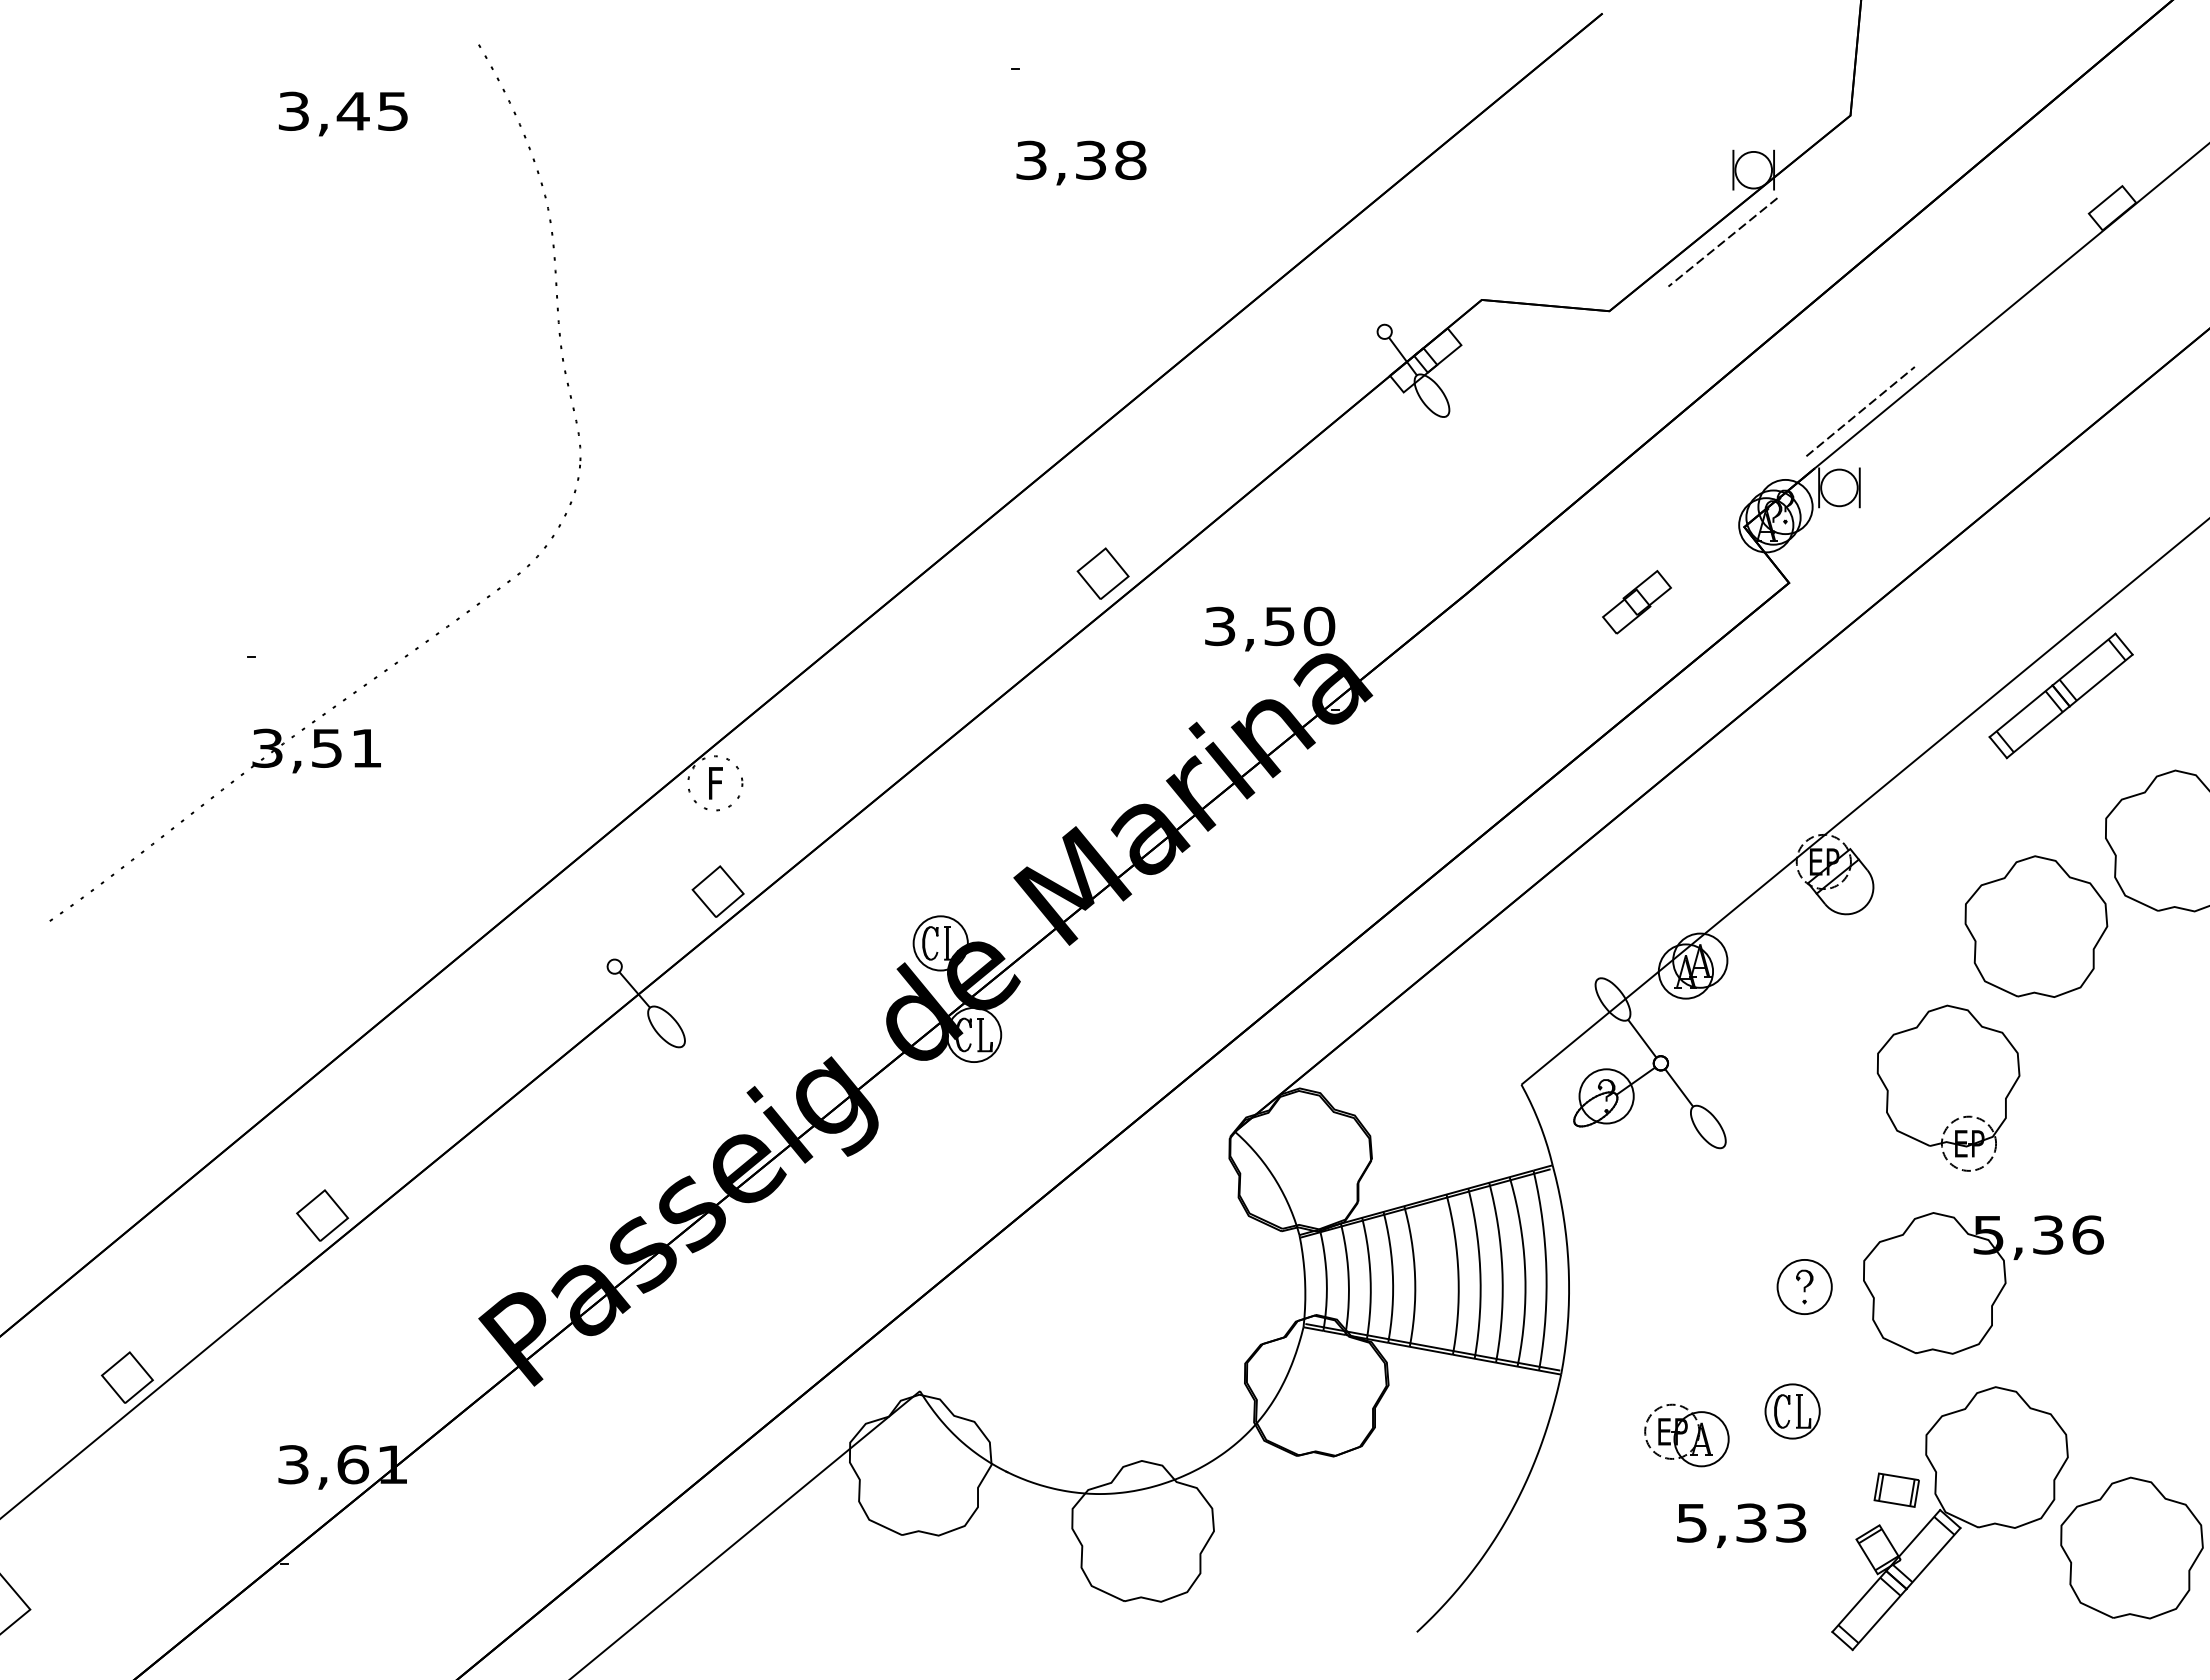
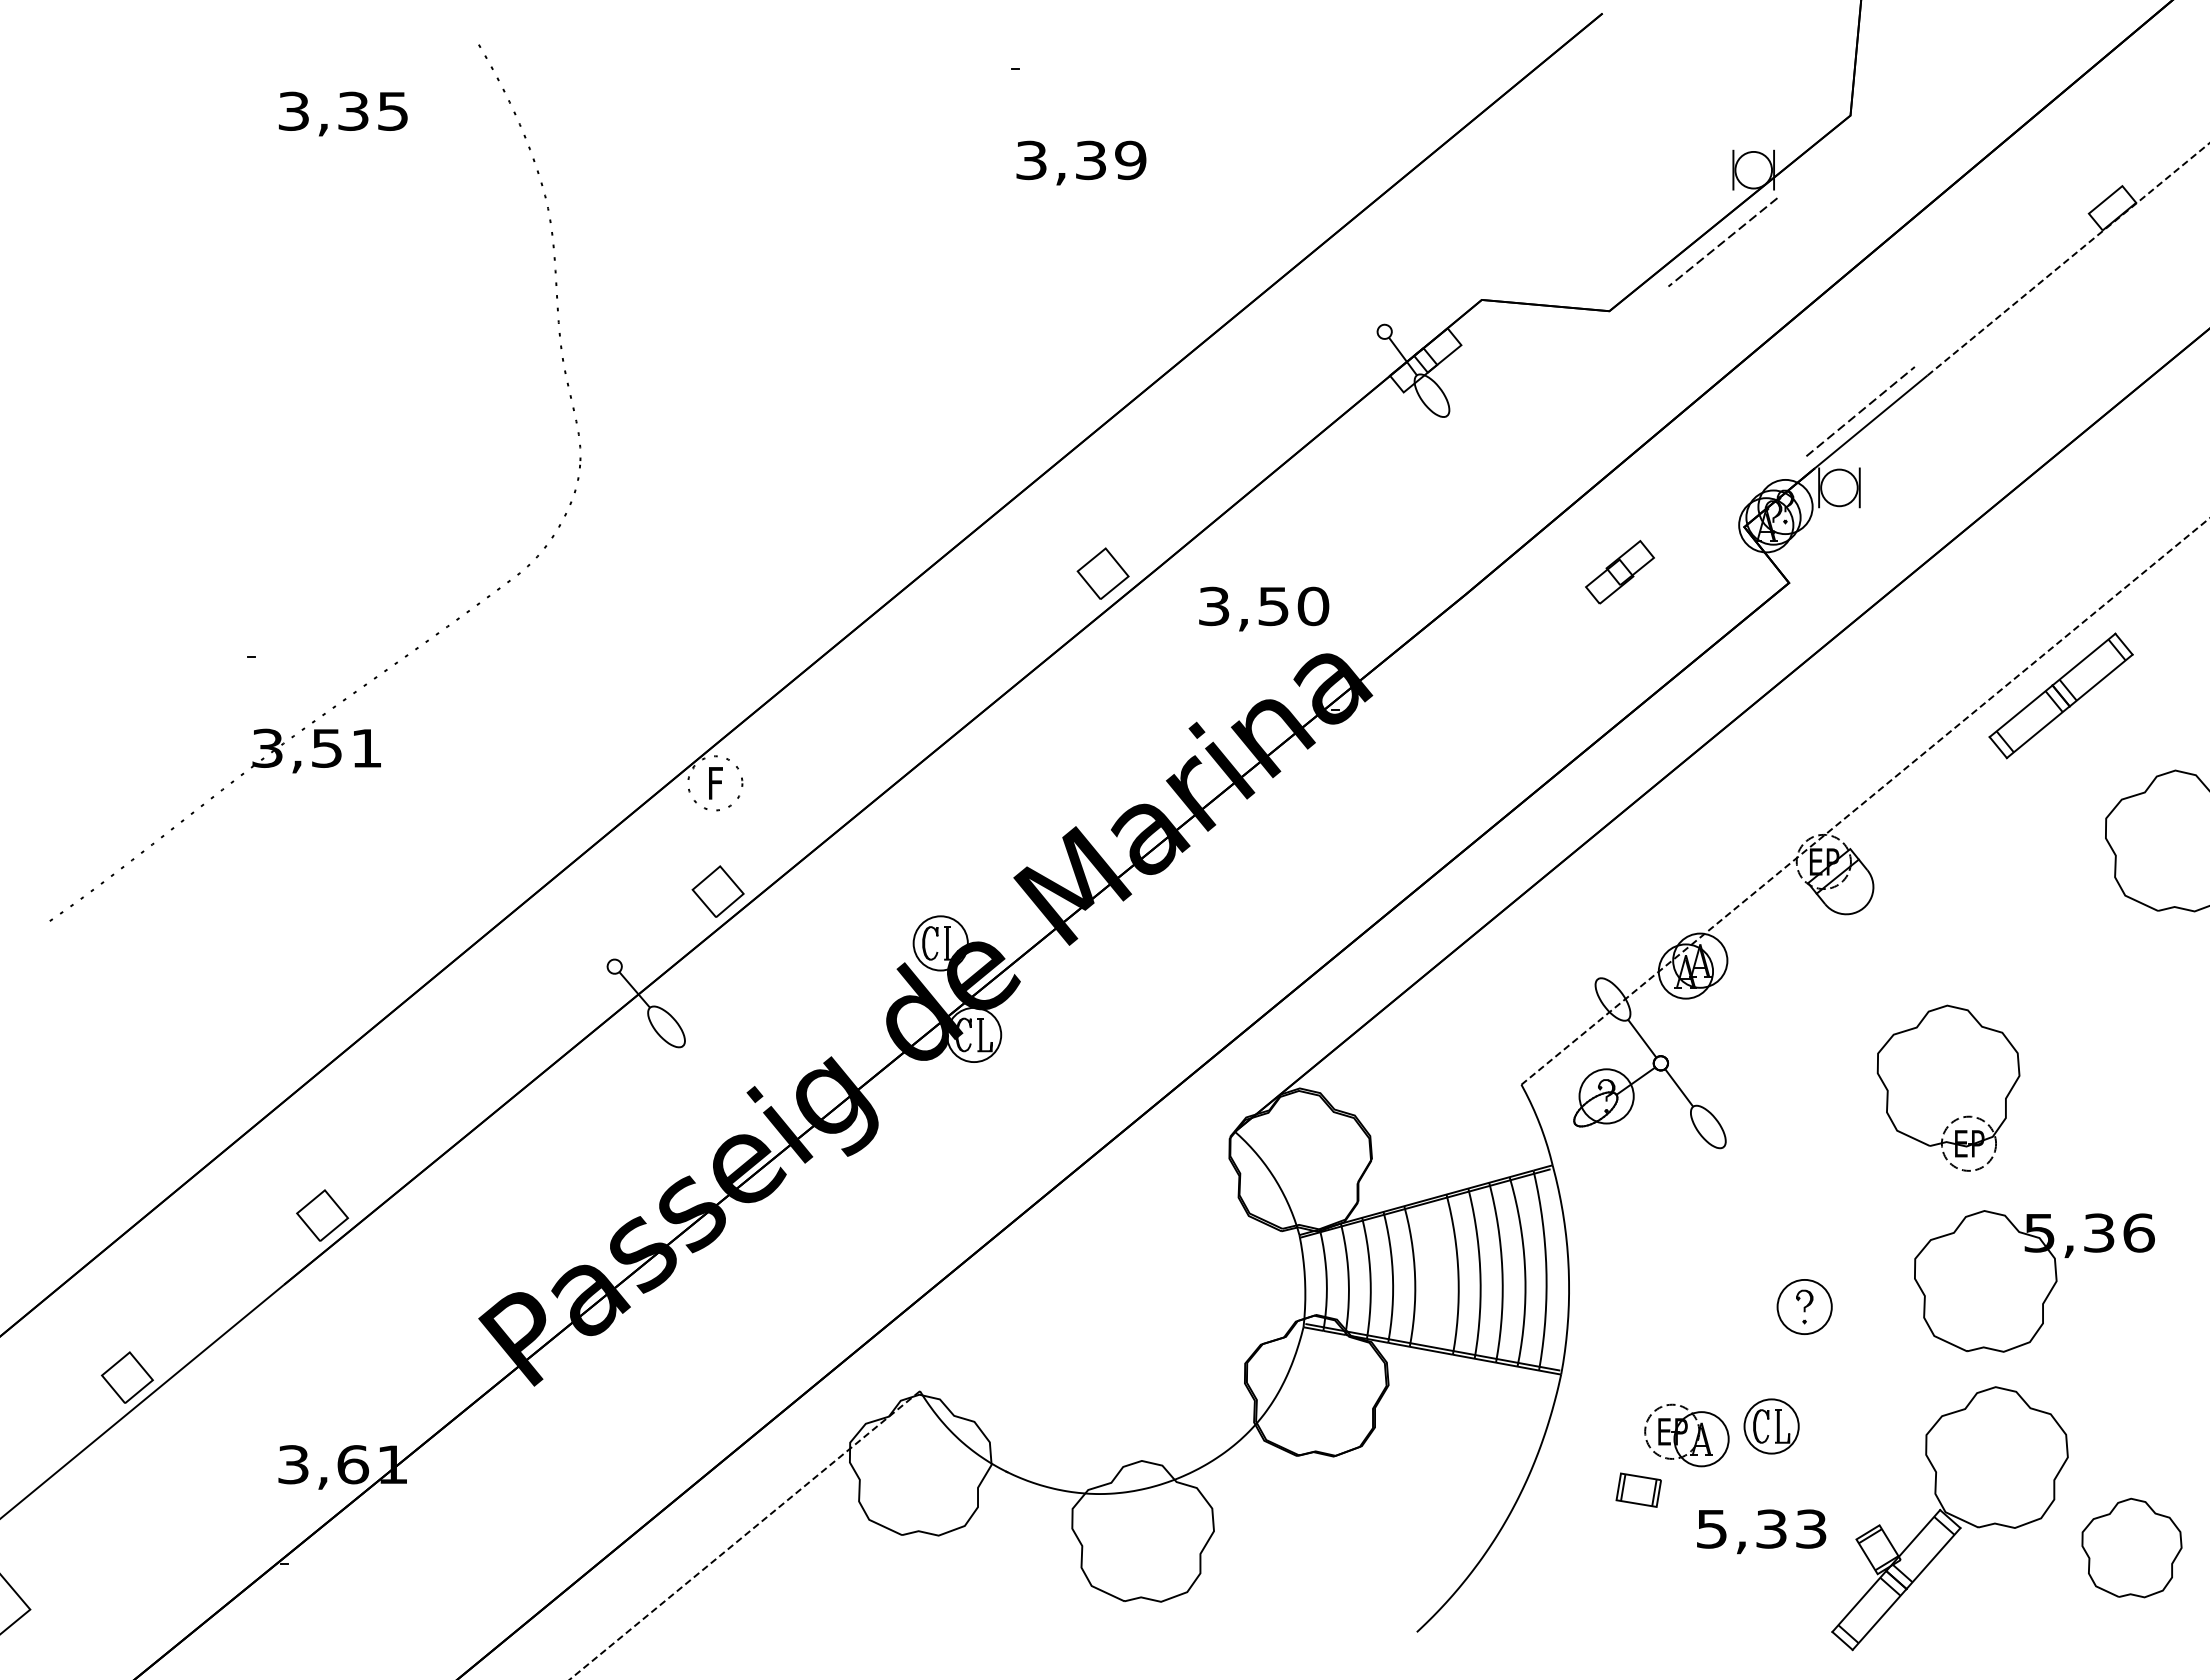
text: 3,45 -> 3,35 (352, 110)
text: 3,38 -> 3,39 (1130, 160)
line: solid -> dashed (2068, 259)
part position: (1636, 602) -> (1619, 572) (1619, 572)
text position: (1270, 628) -> (1264, 608) (1264, 608)
line: solid -> dashed (1865, 801)
part: present -> none (2036, 926)
part position: (1983, 1283) -> (2034, 1281) (2034, 1281)
part position: (1804, 1286) -> (1804, 1306) (1804, 1306)
part position: (1792, 1411) -> (1771, 1426) (1771, 1426)
part position: (1896, 1489) -> (1638, 1489) (1638, 1489)
text position: (1741, 1525) -> (1761, 1531) (1761, 1531)
line: solid -> dashed (744, 1535)
part size: 144x144 px -> 102x102 px (2131, 1547)
